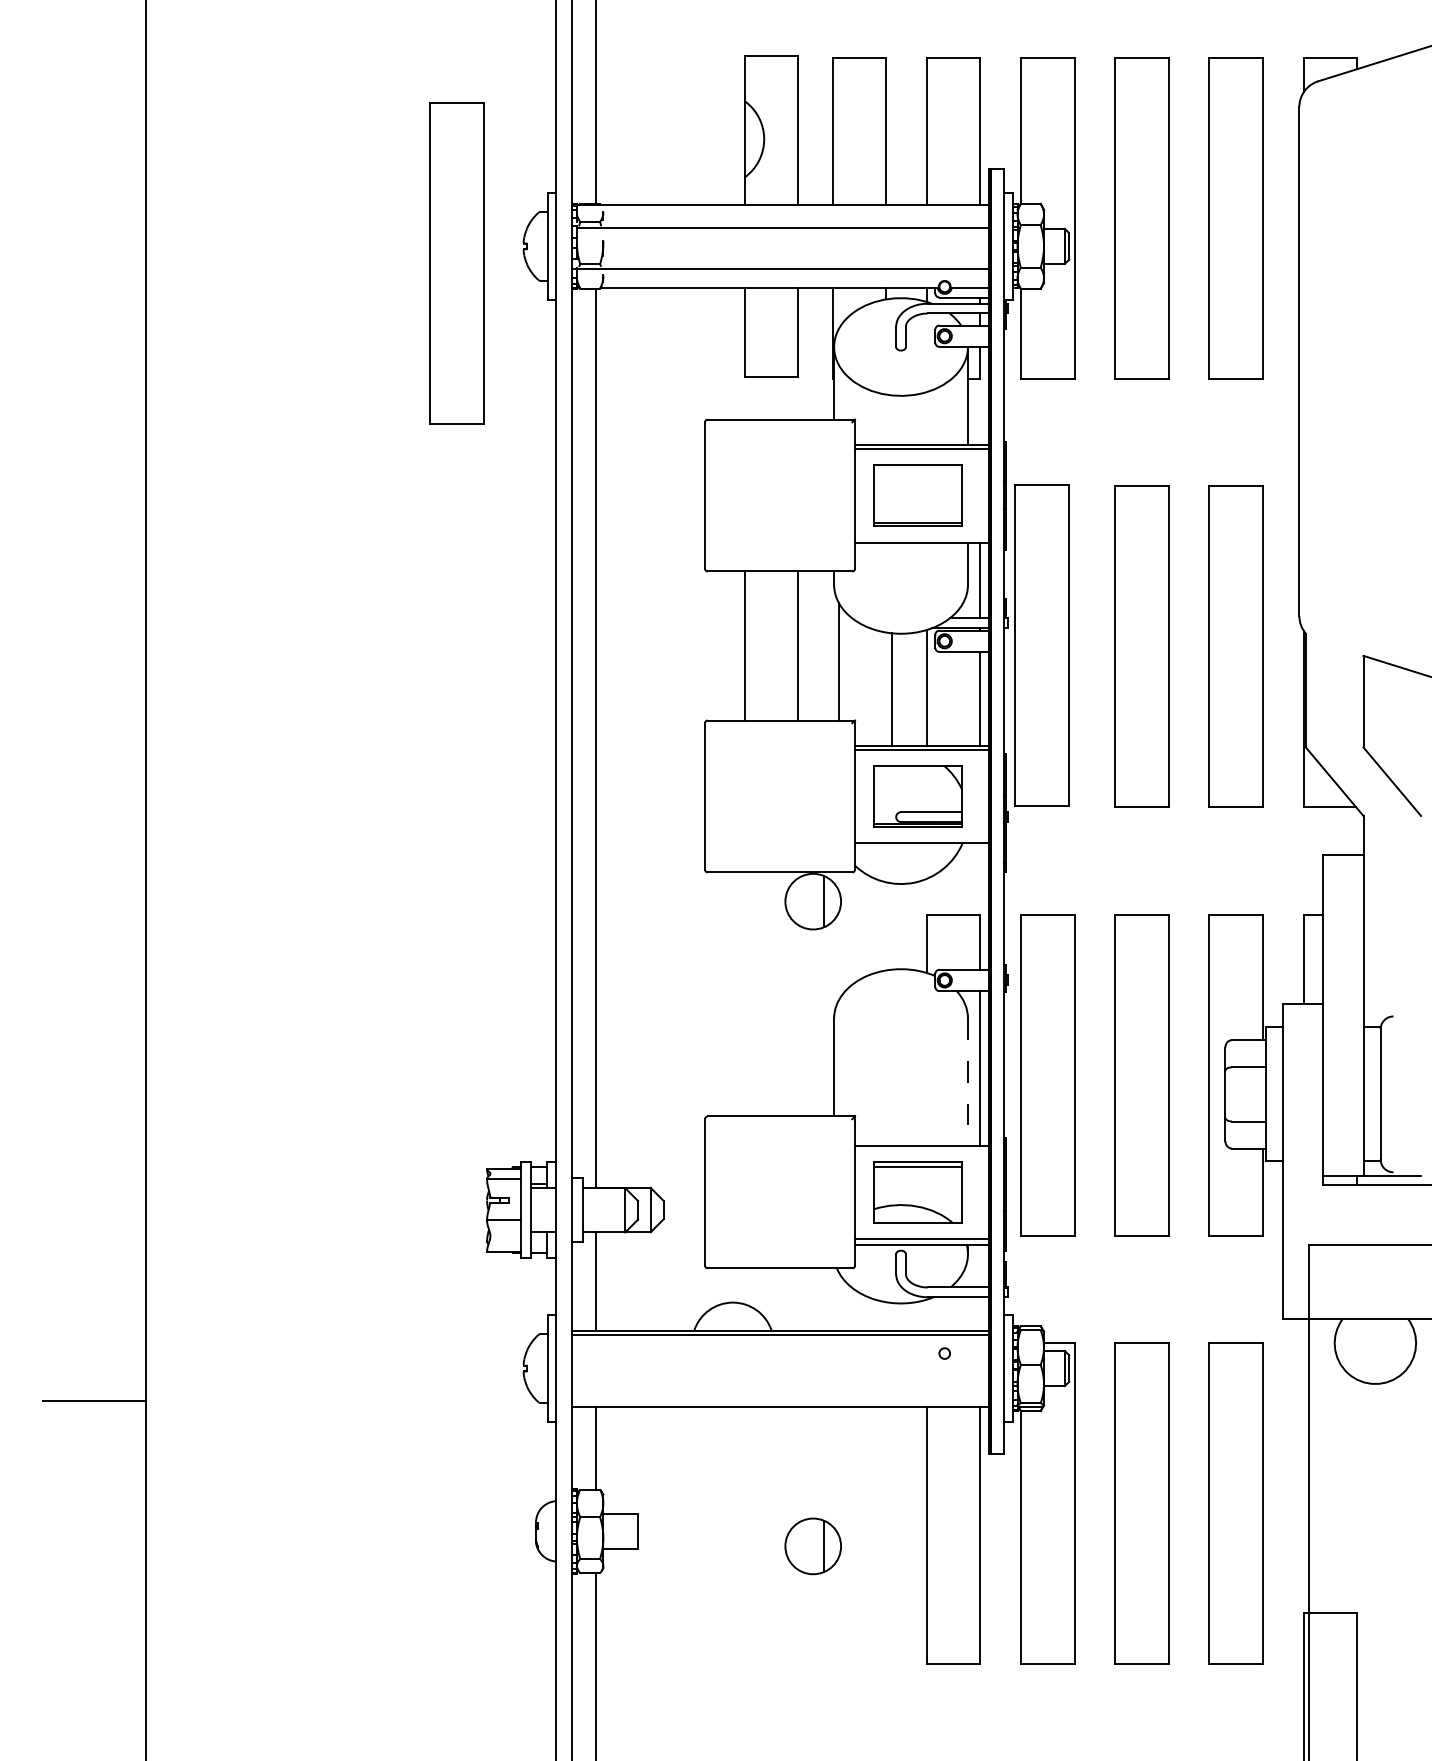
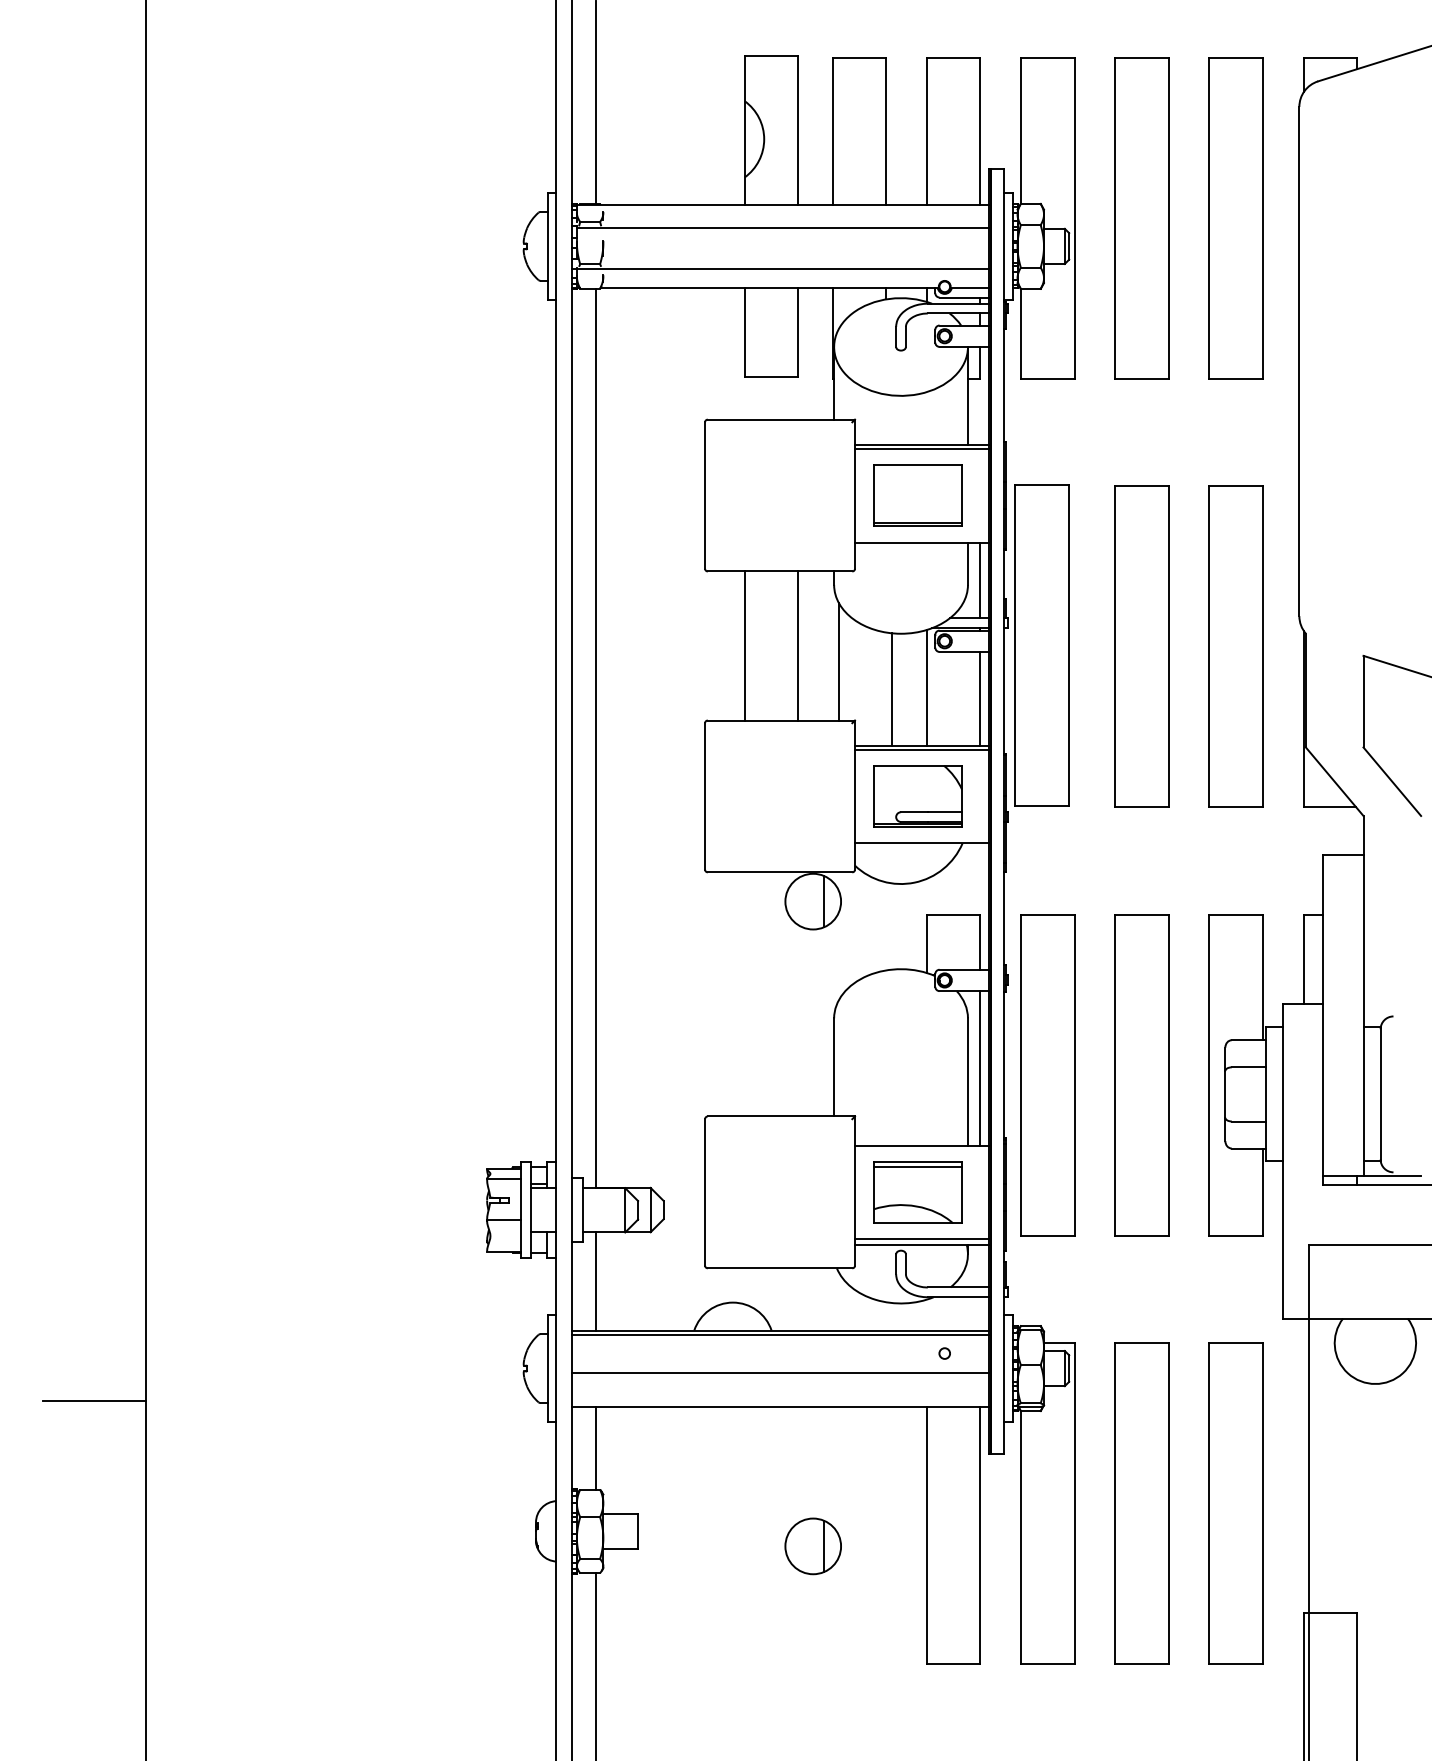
part: present -> none (456, 263)
line: dashed -> solid (967, 1082)
line: none -> present (780, 1372)
